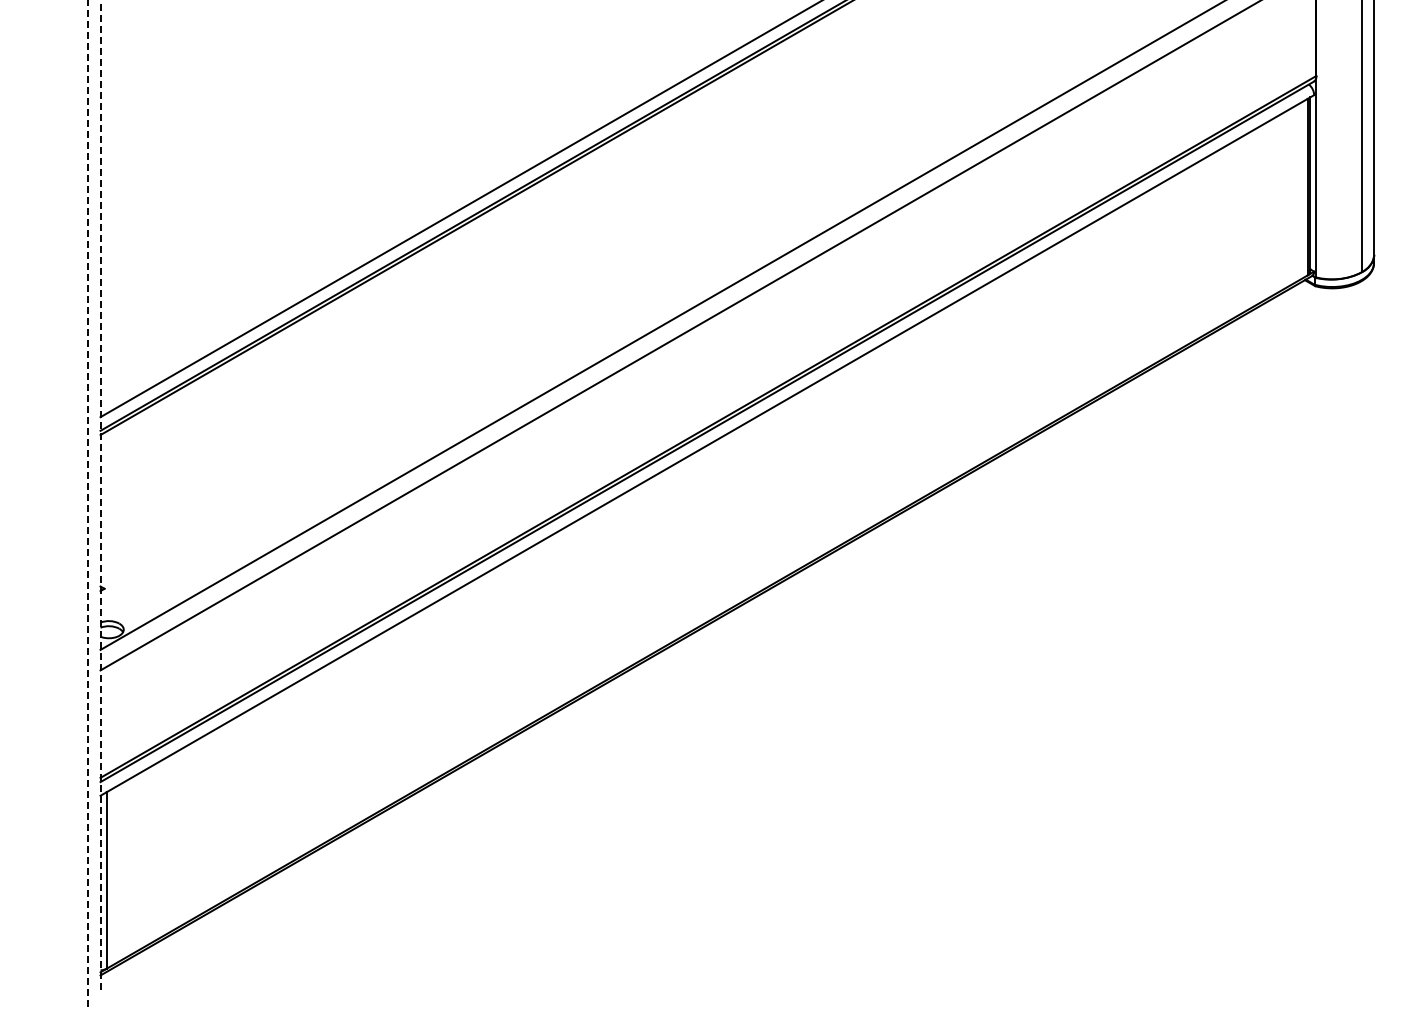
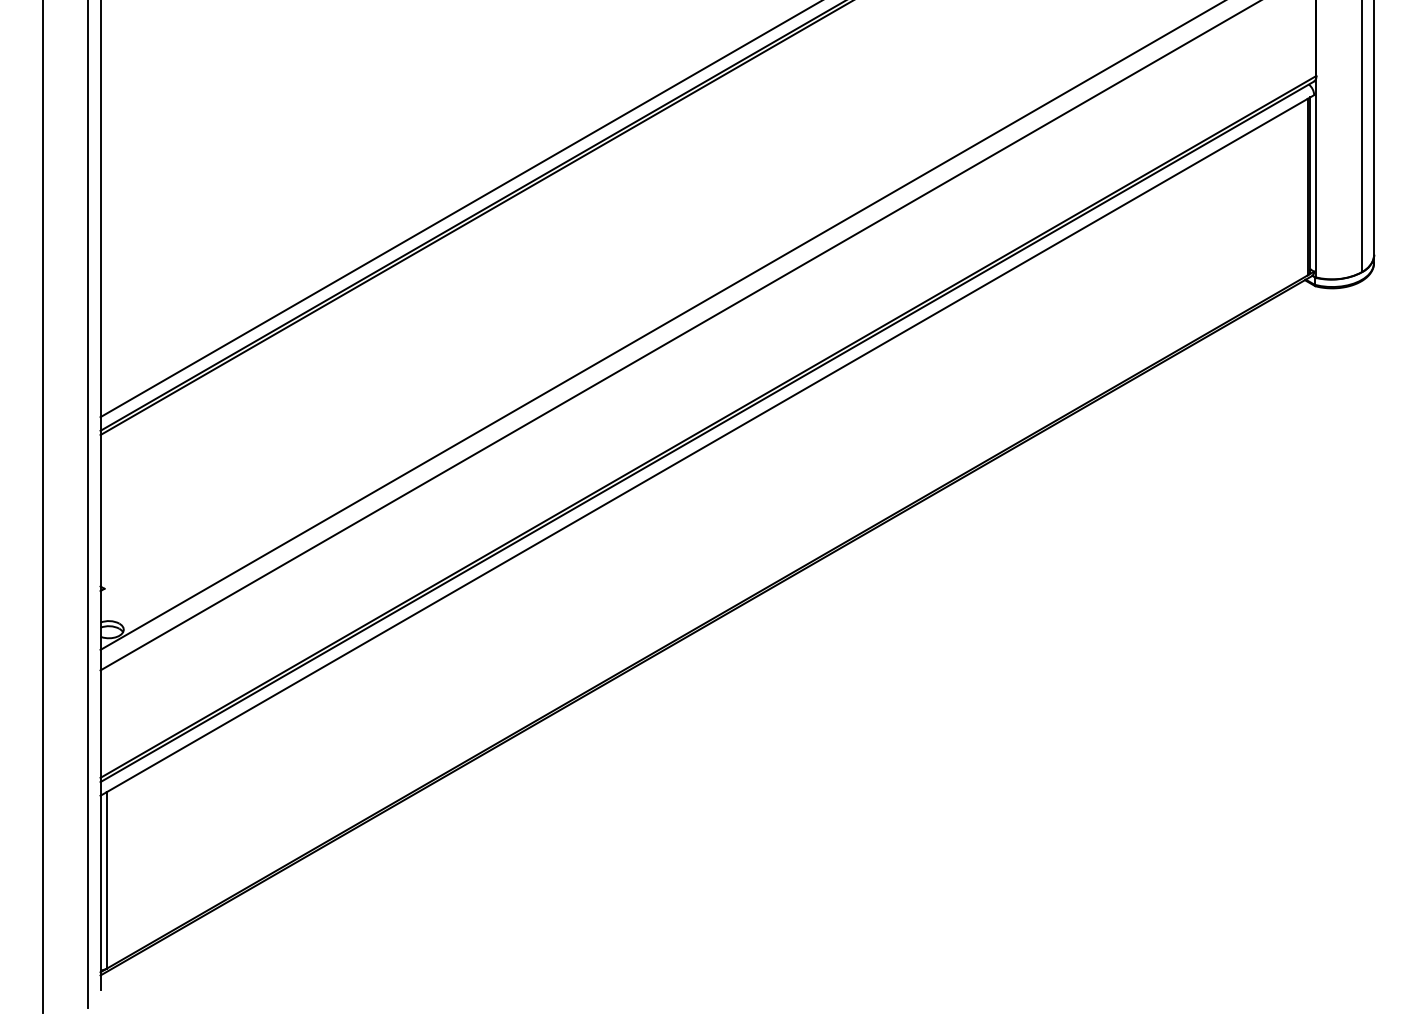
line: dashed -> solid (100, 495)
line: dashed -> solid (87, 504)
line: none -> present (42, 507)
